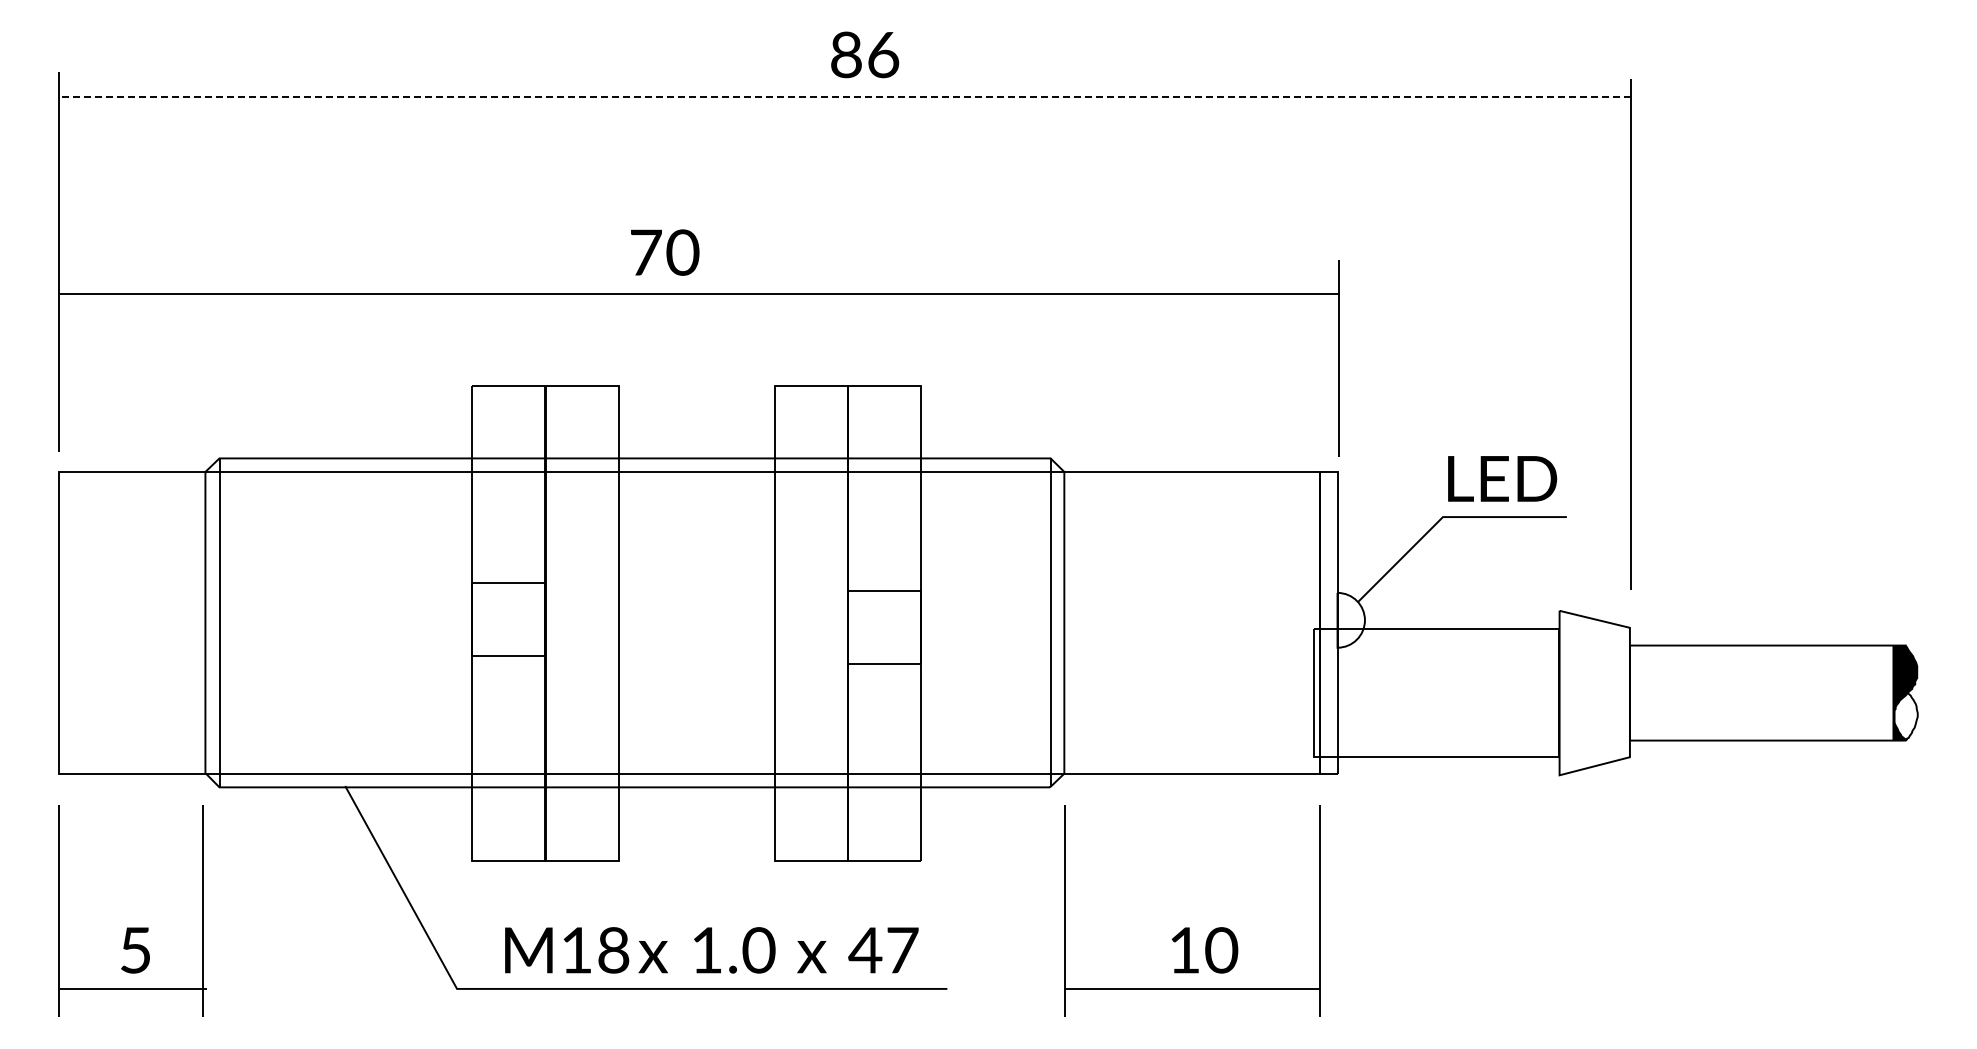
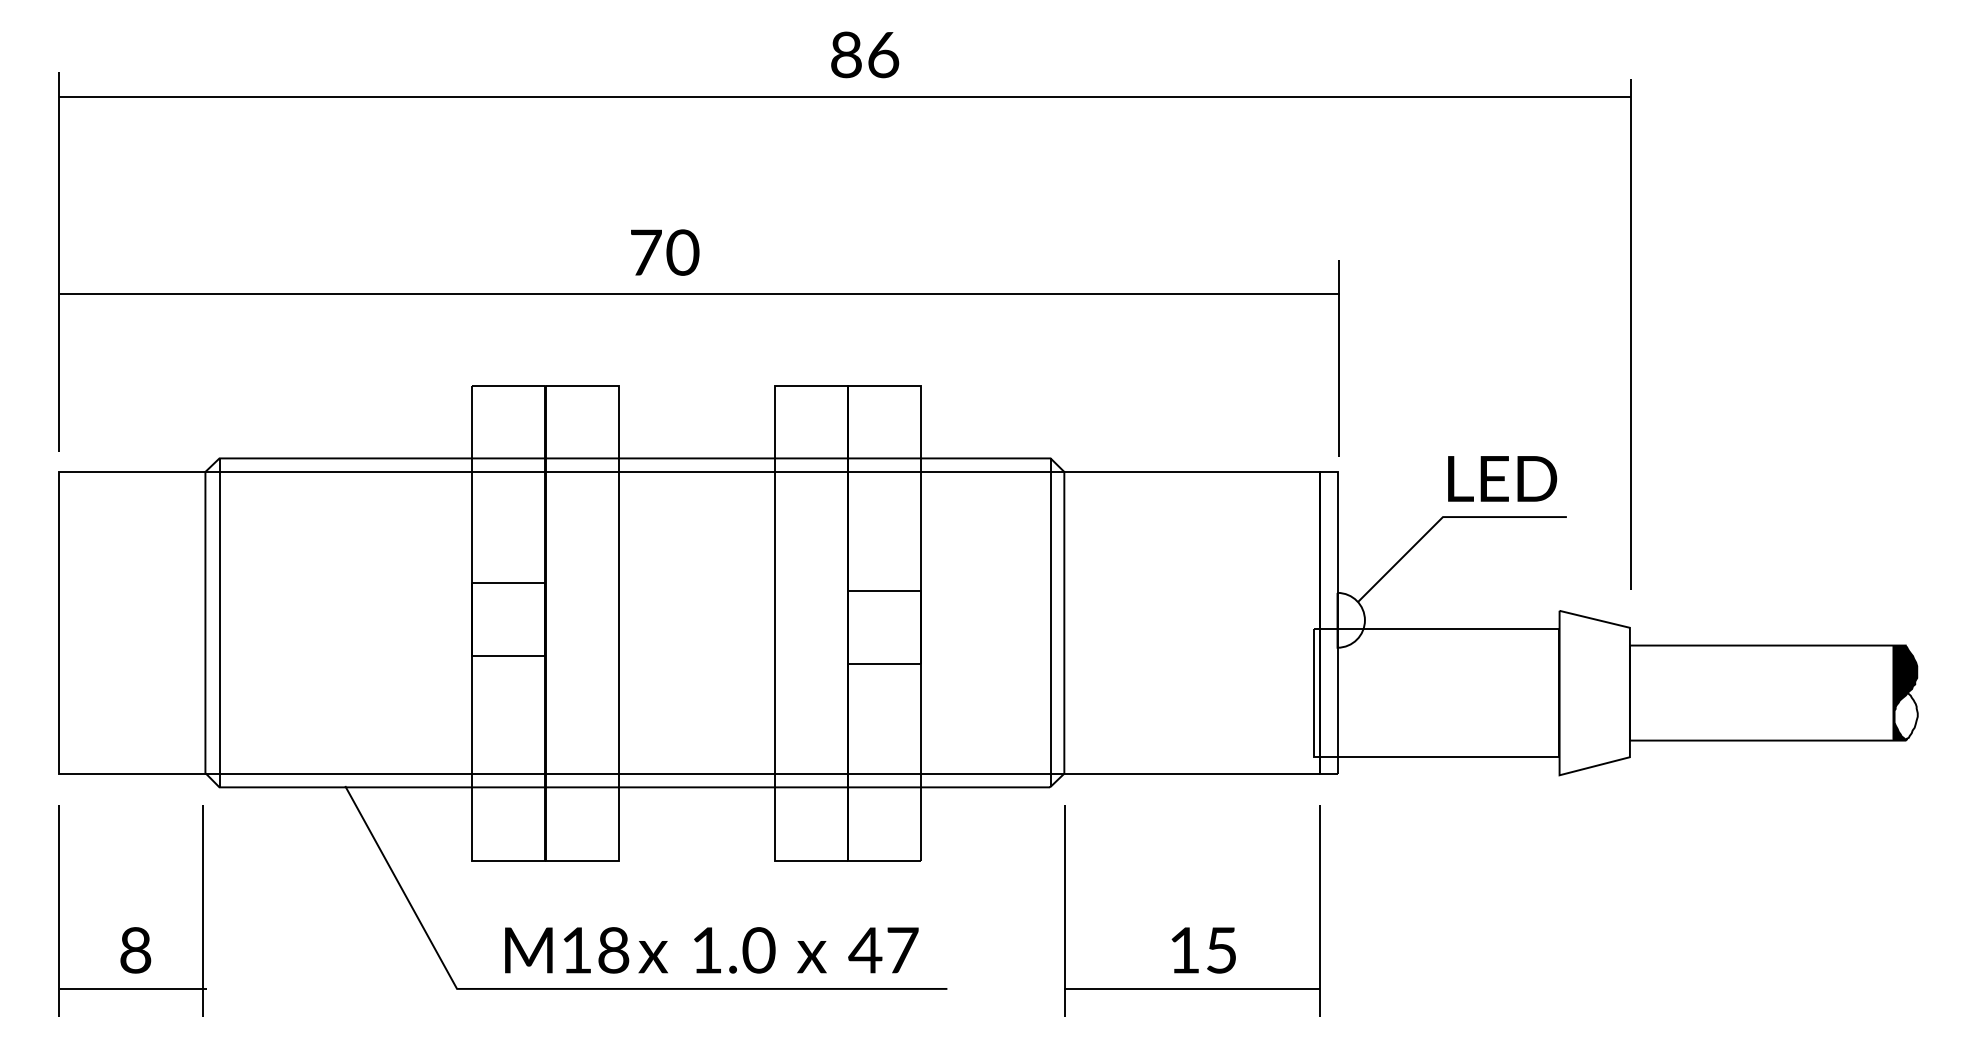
line: dashed -> solid (845, 96)
text: 5 -> 8 (135, 950)
text: 10 -> 15 (1221, 950)
